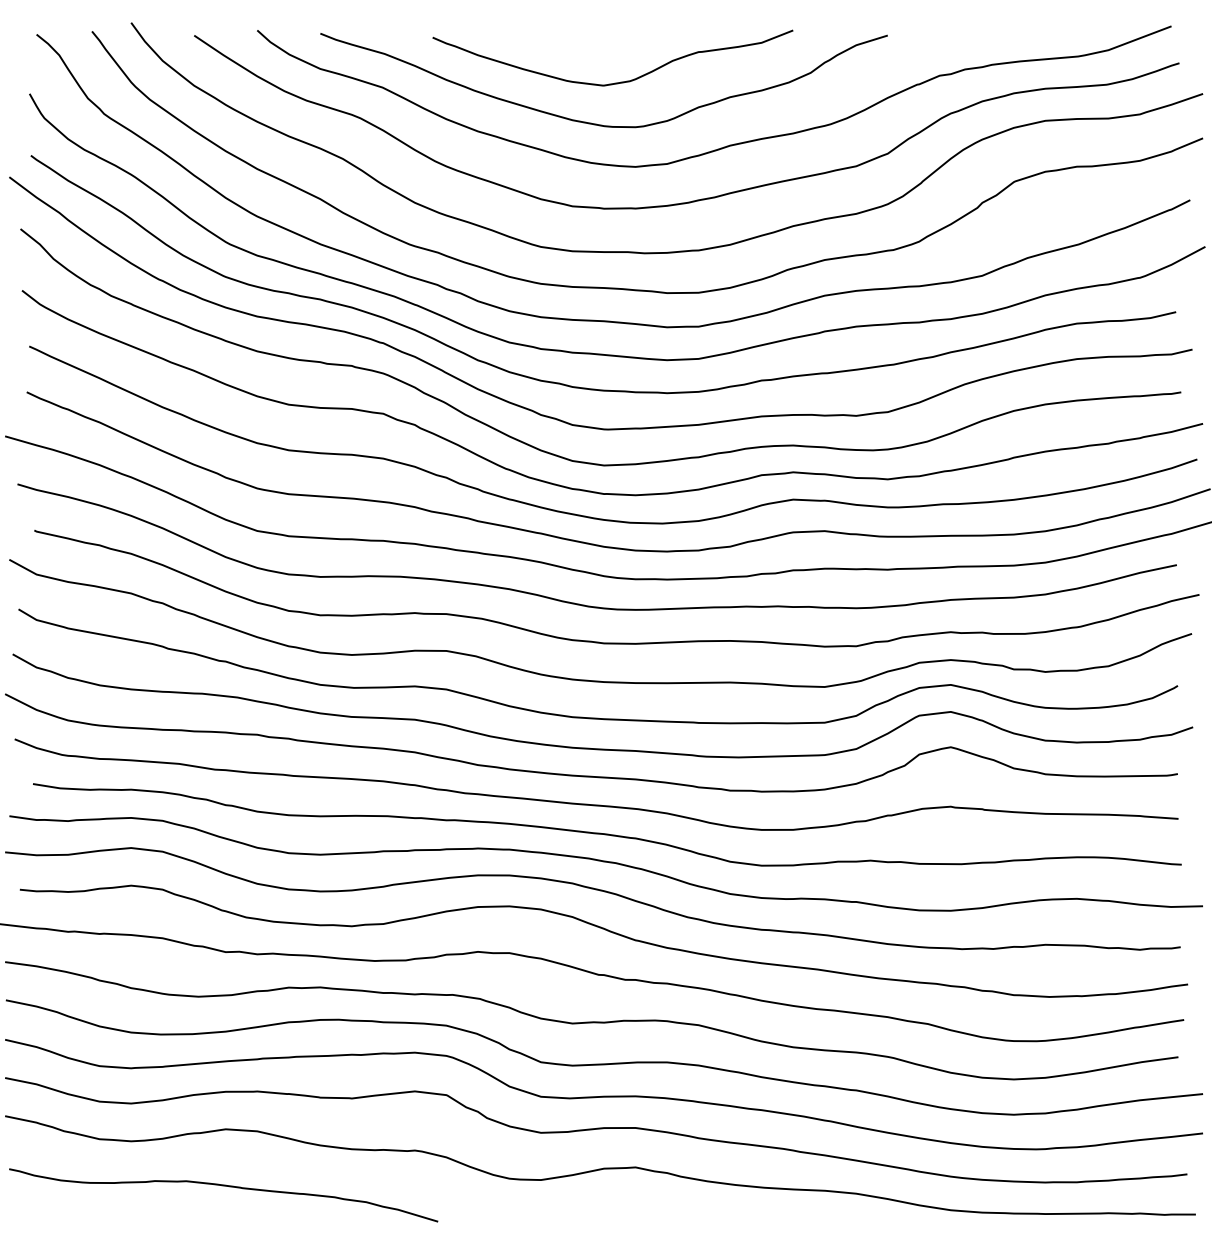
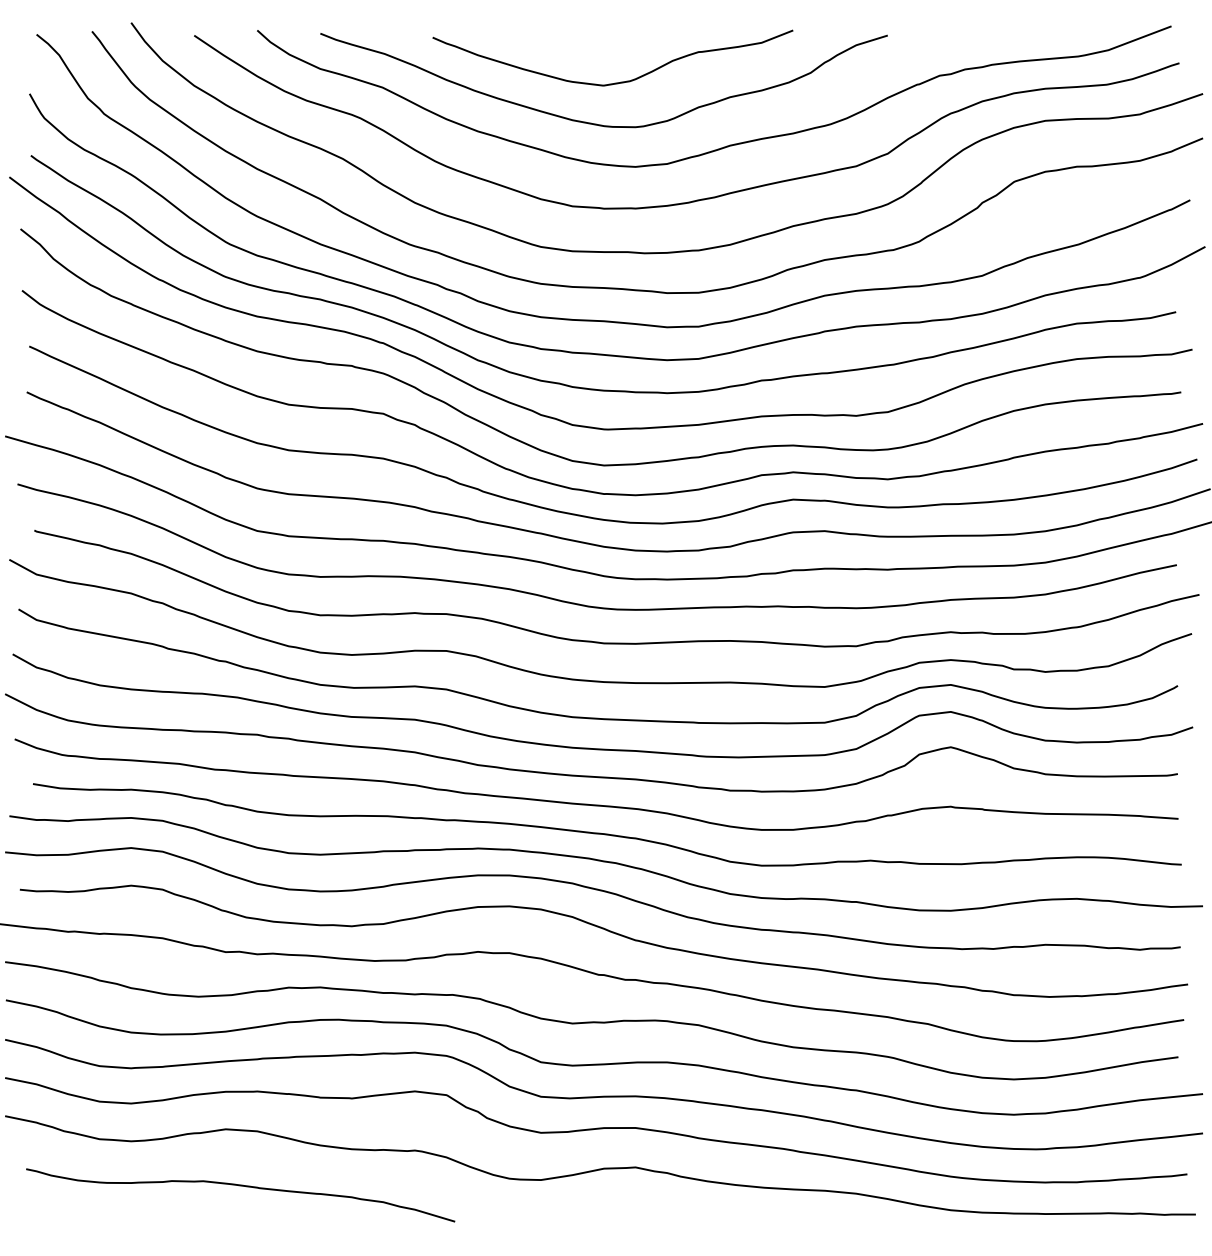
curve position: (223, 1186) -> (240, 1186) (240, 1186)
